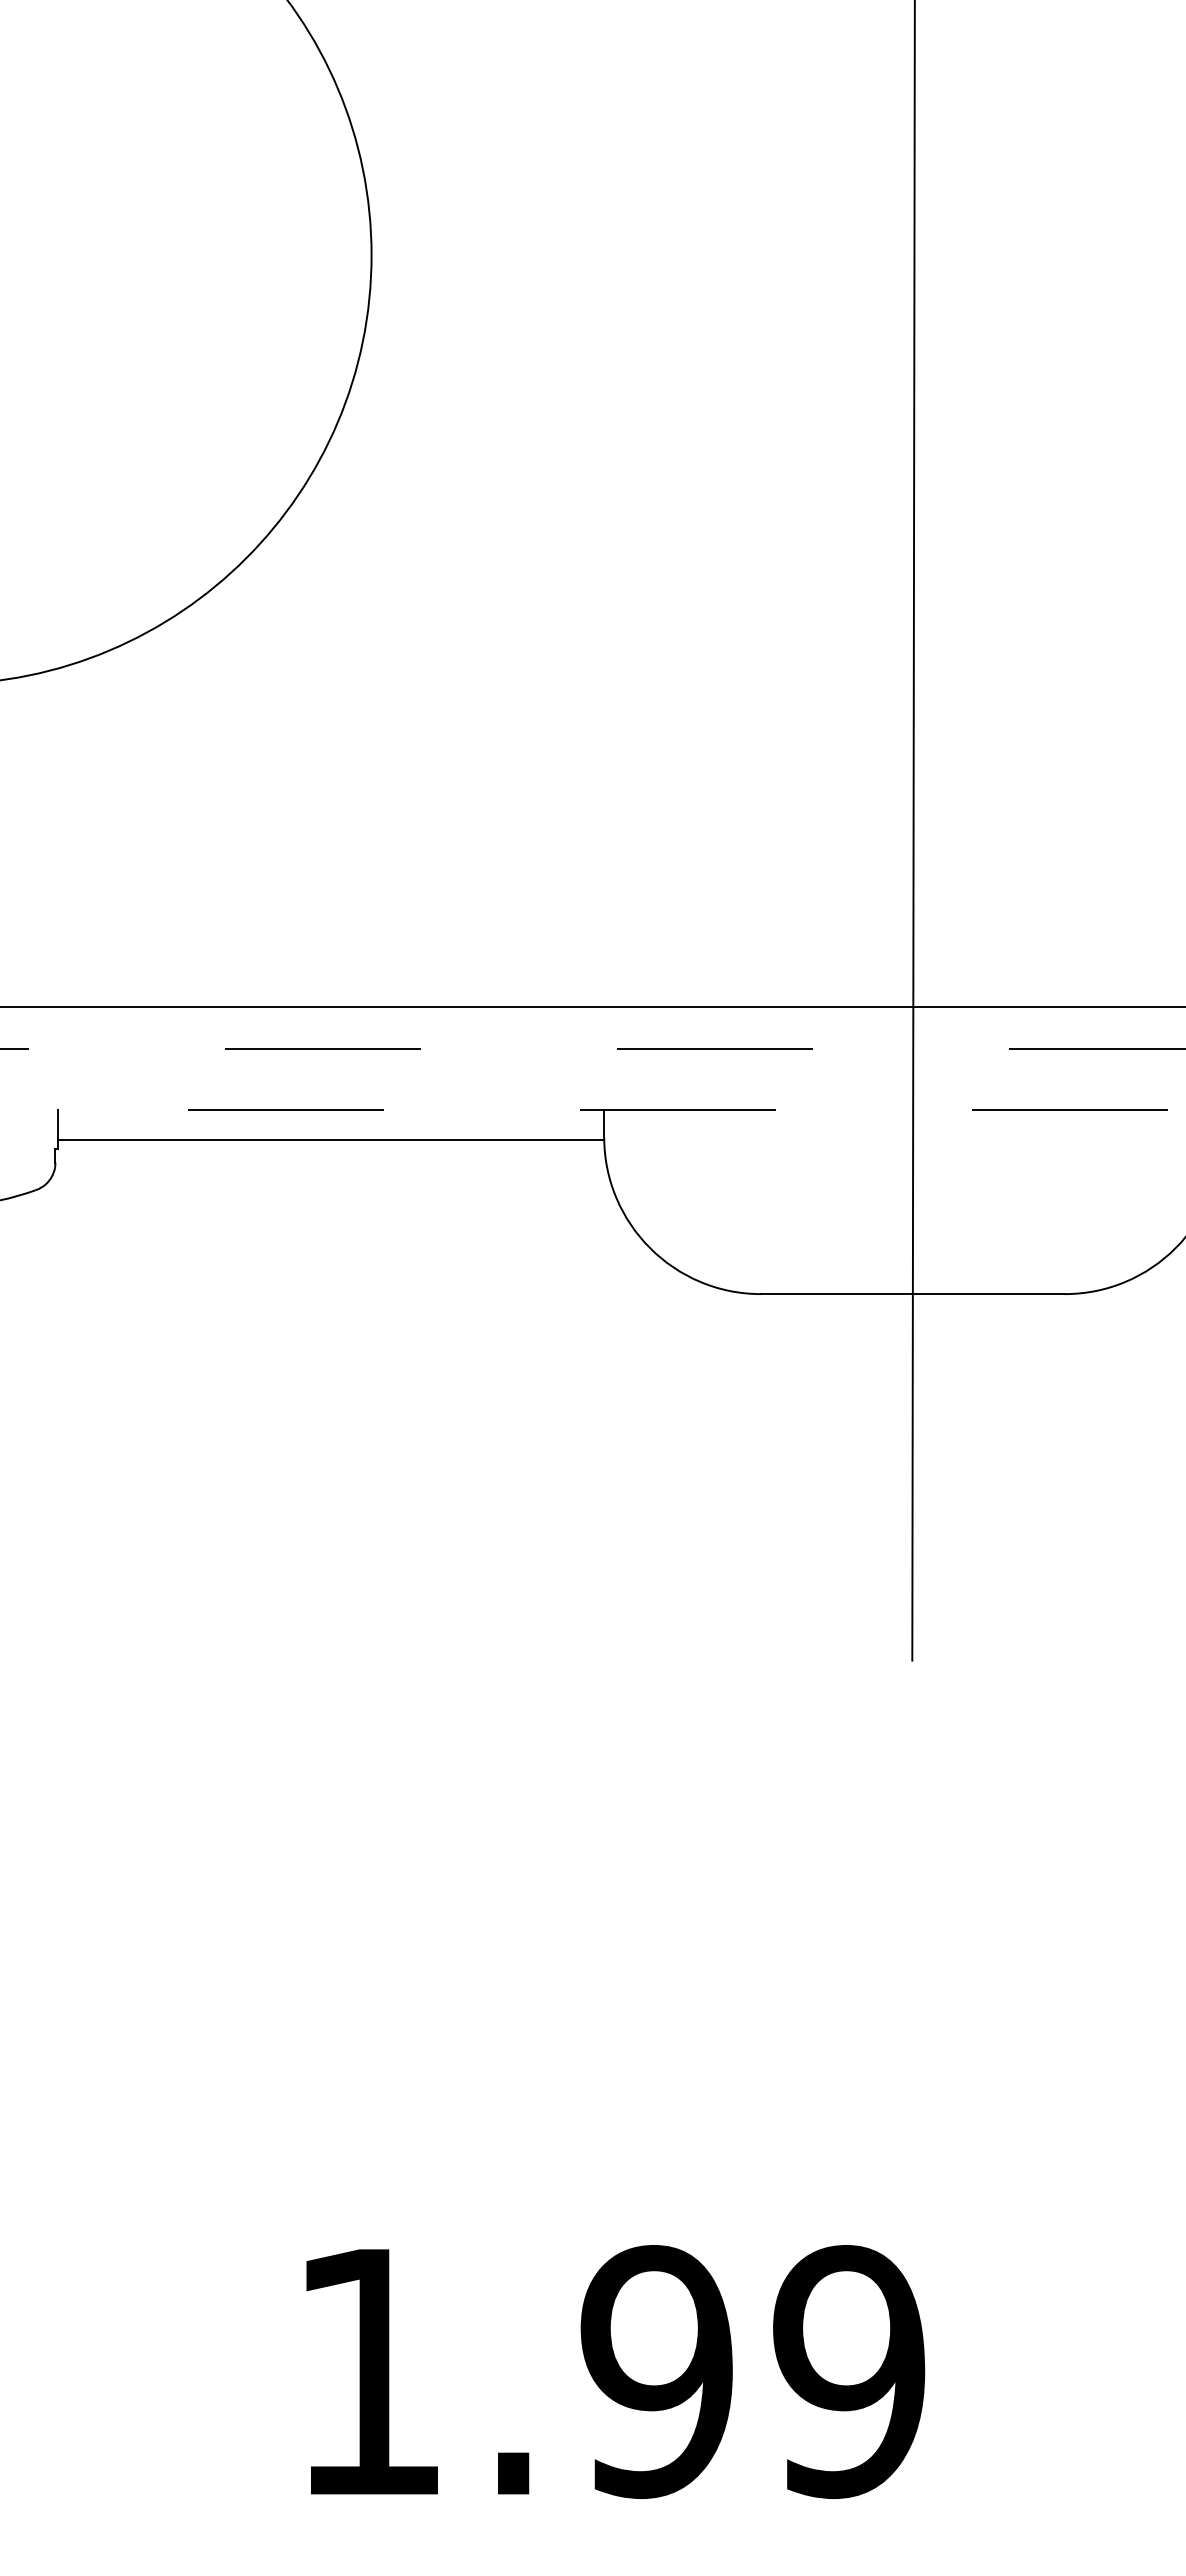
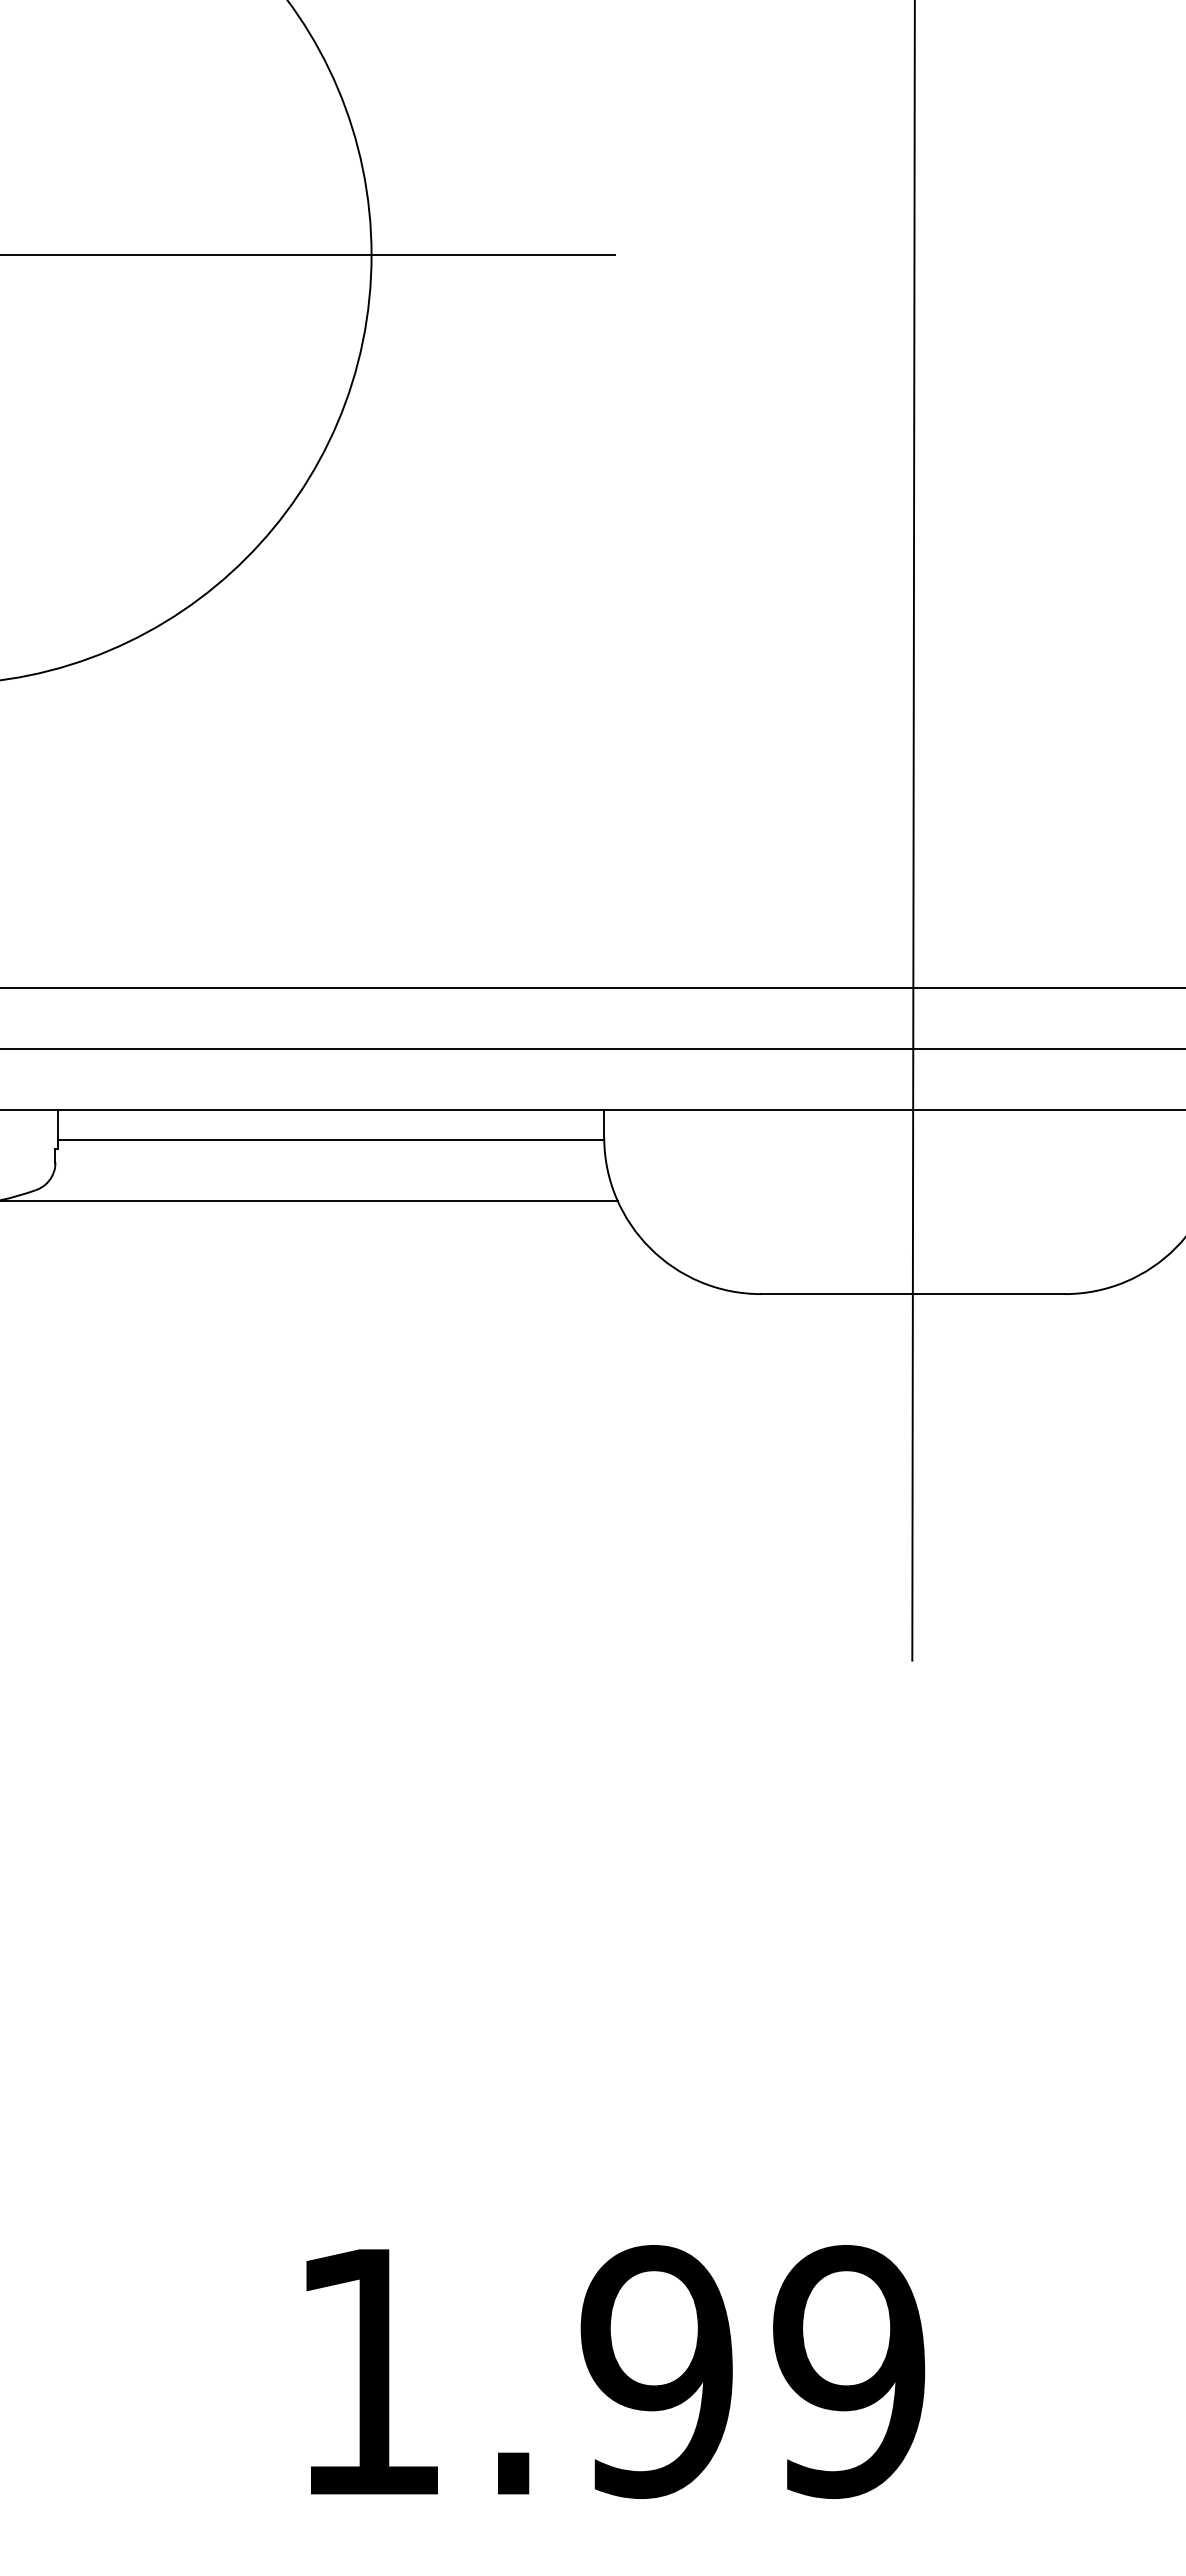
line: none -> present (309, 255)
line position: (592, 1007) -> (592, 988) (592, 988)
line: dashed -> solid (592, 1049)
line: dashed -> solid (593, 1109)
line: none -> present (309, 1201)
